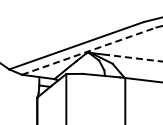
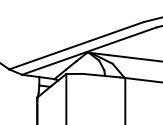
line: dashed -> solid (89, 50)
line: dashed -> solid (135, 58)
